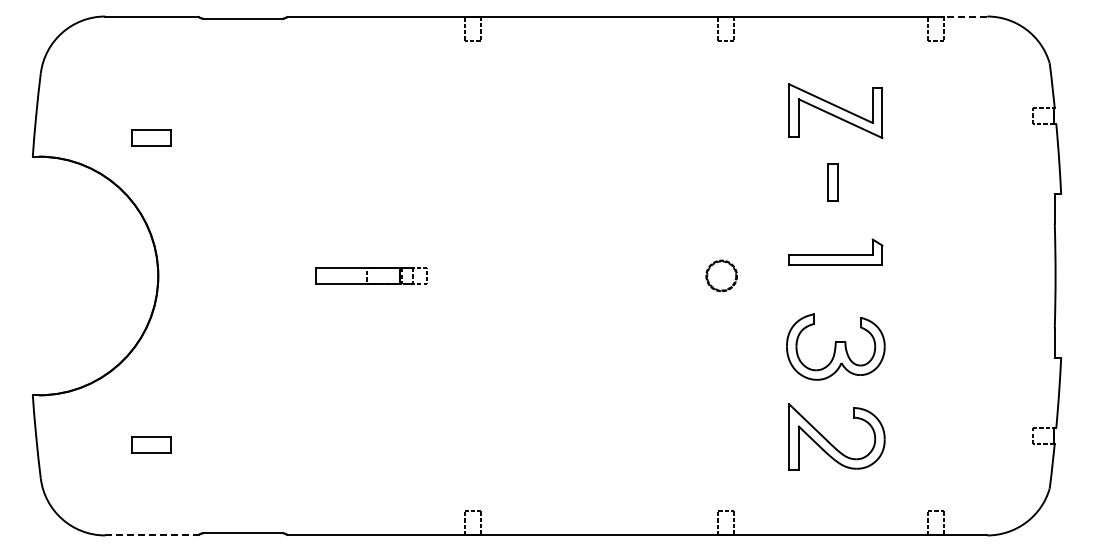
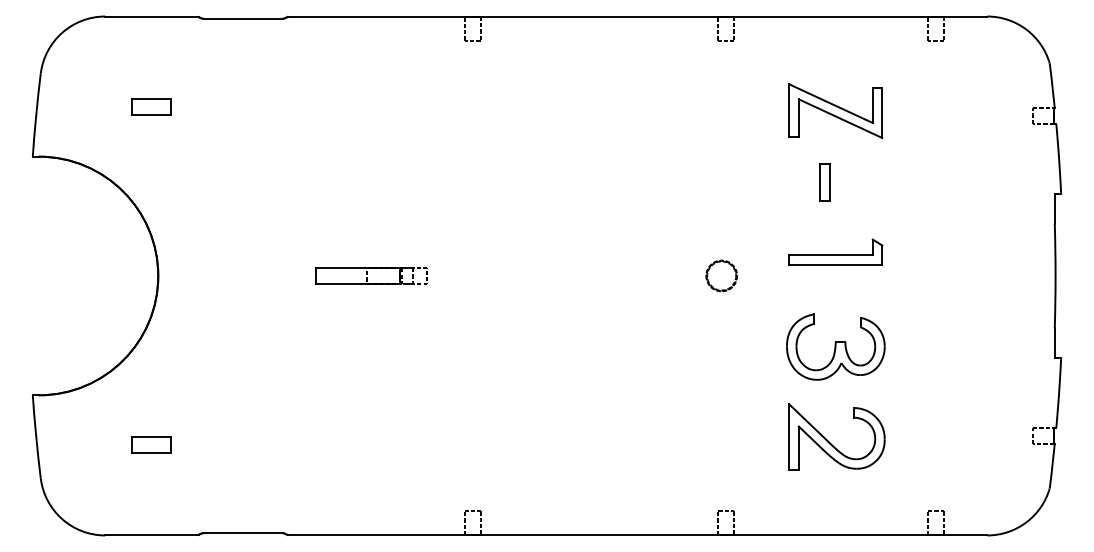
line: dashed -> solid (965, 16)
part position: (151, 137) -> (151, 106) (151, 106)
part position: (832, 182) -> (824, 182) (824, 182)
line: dashed -> solid (152, 535)
